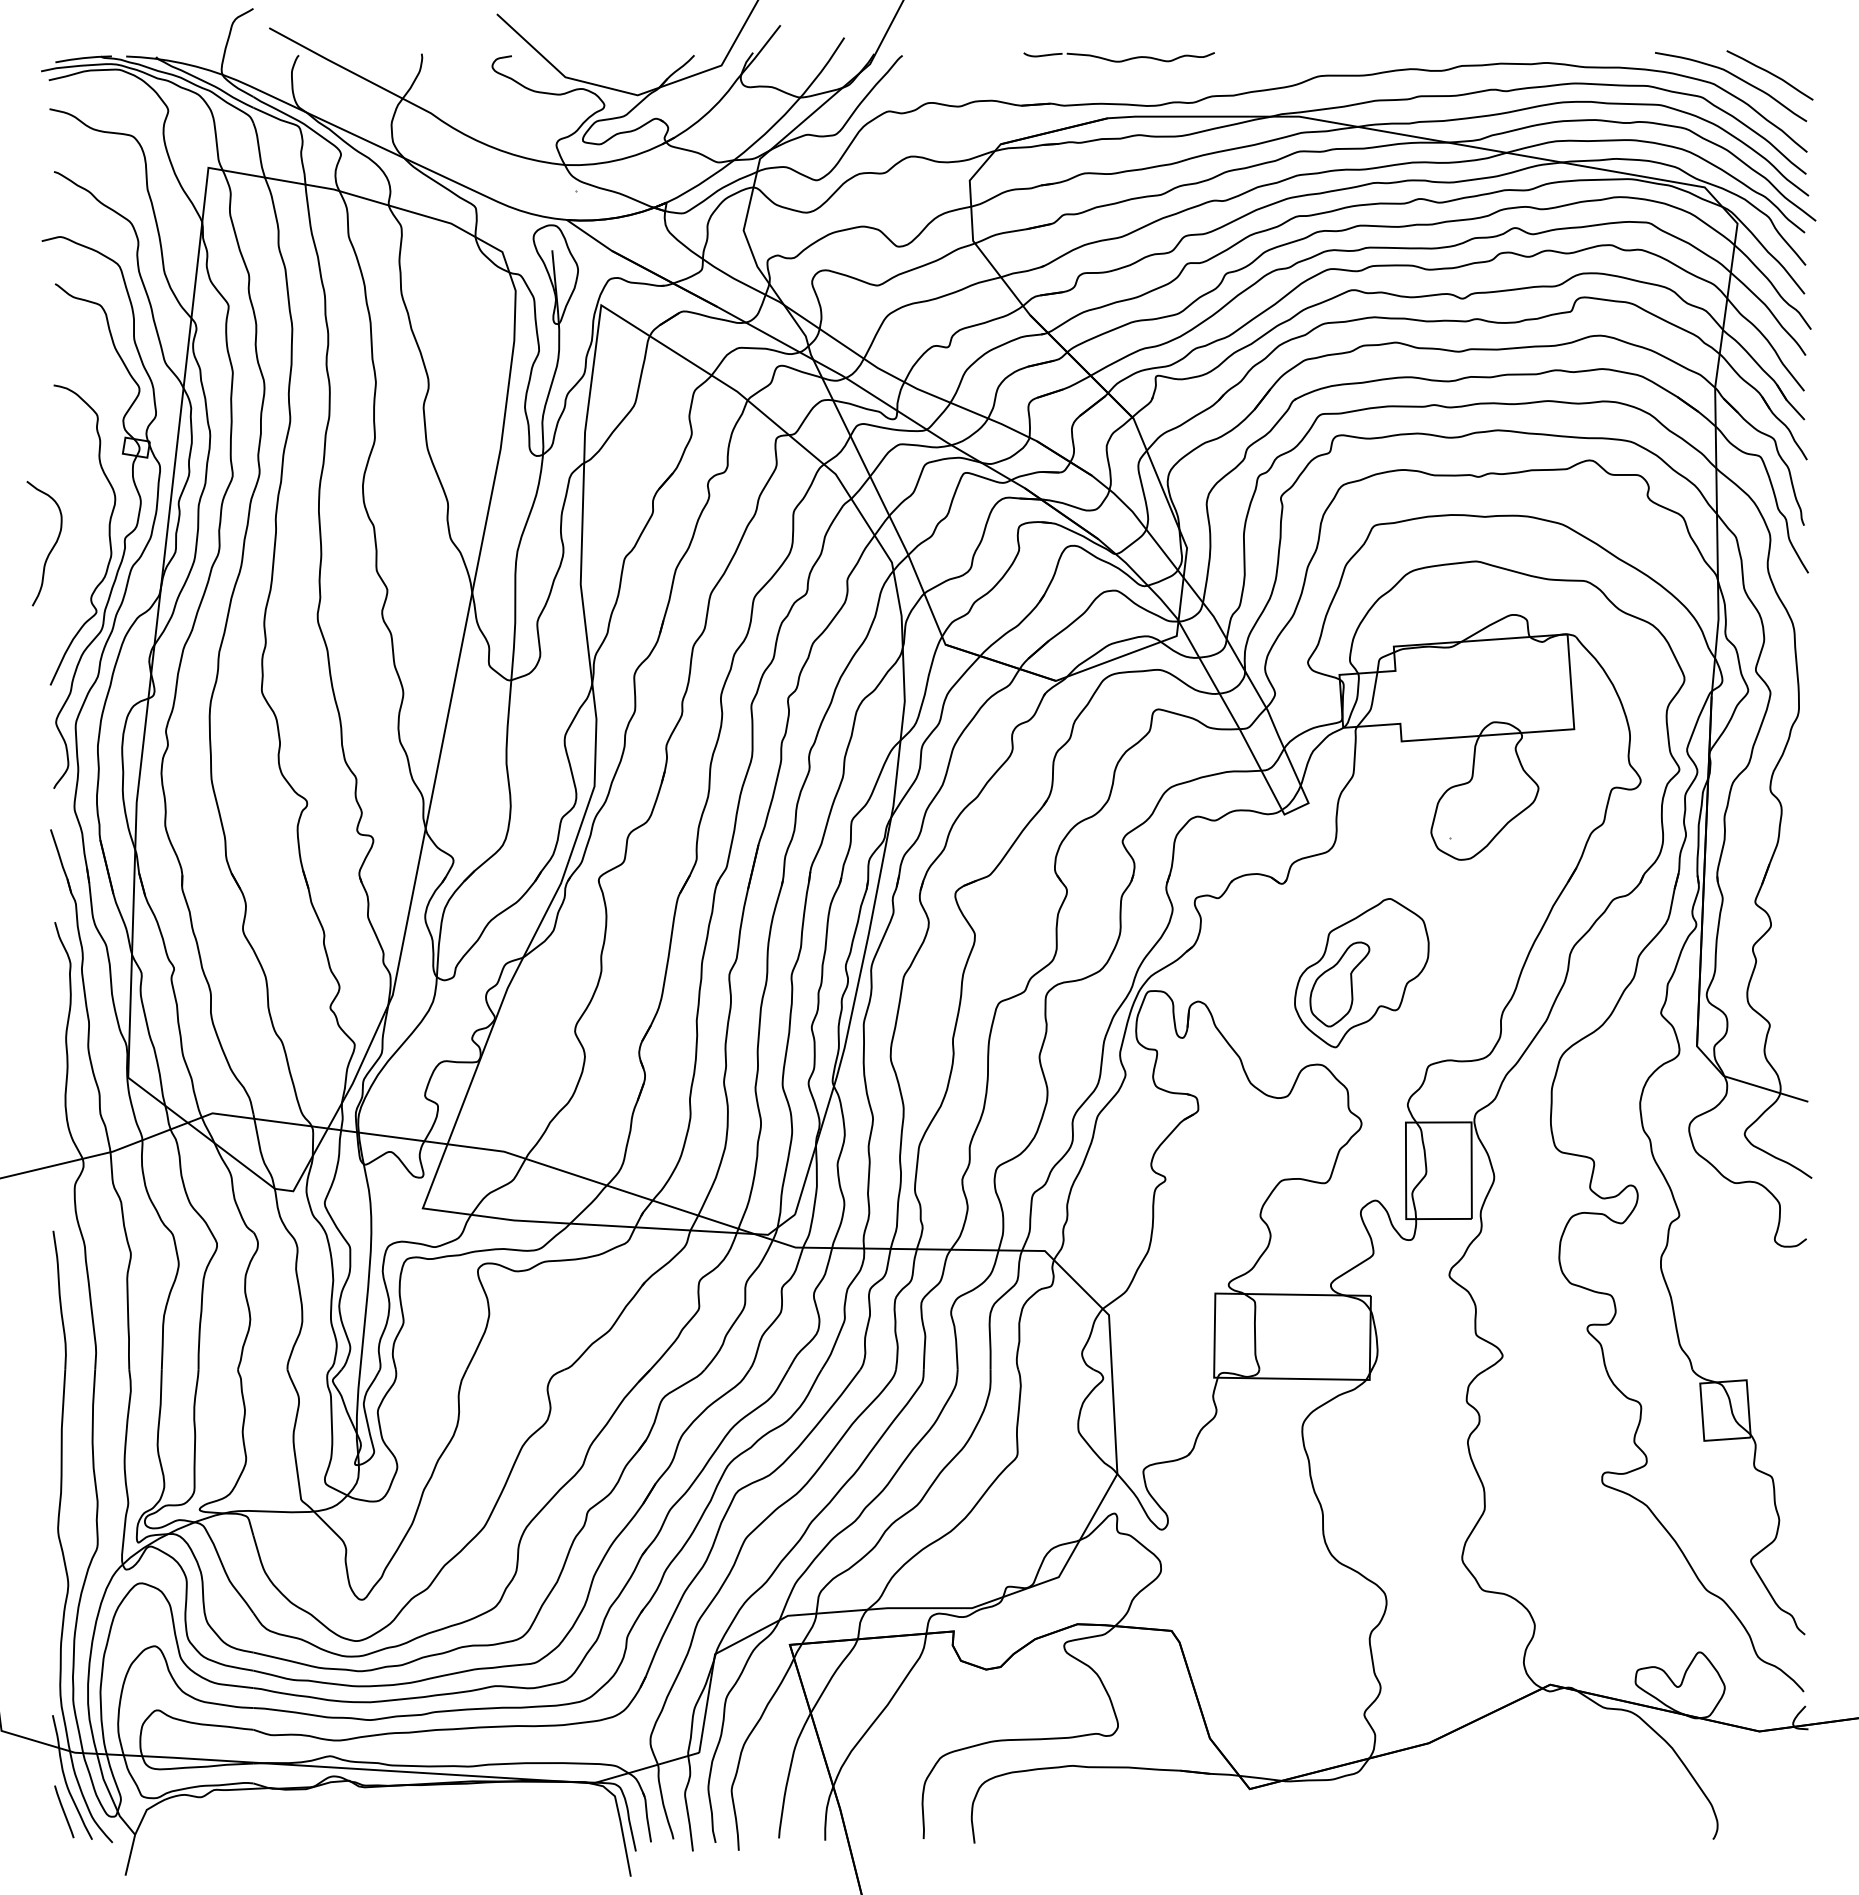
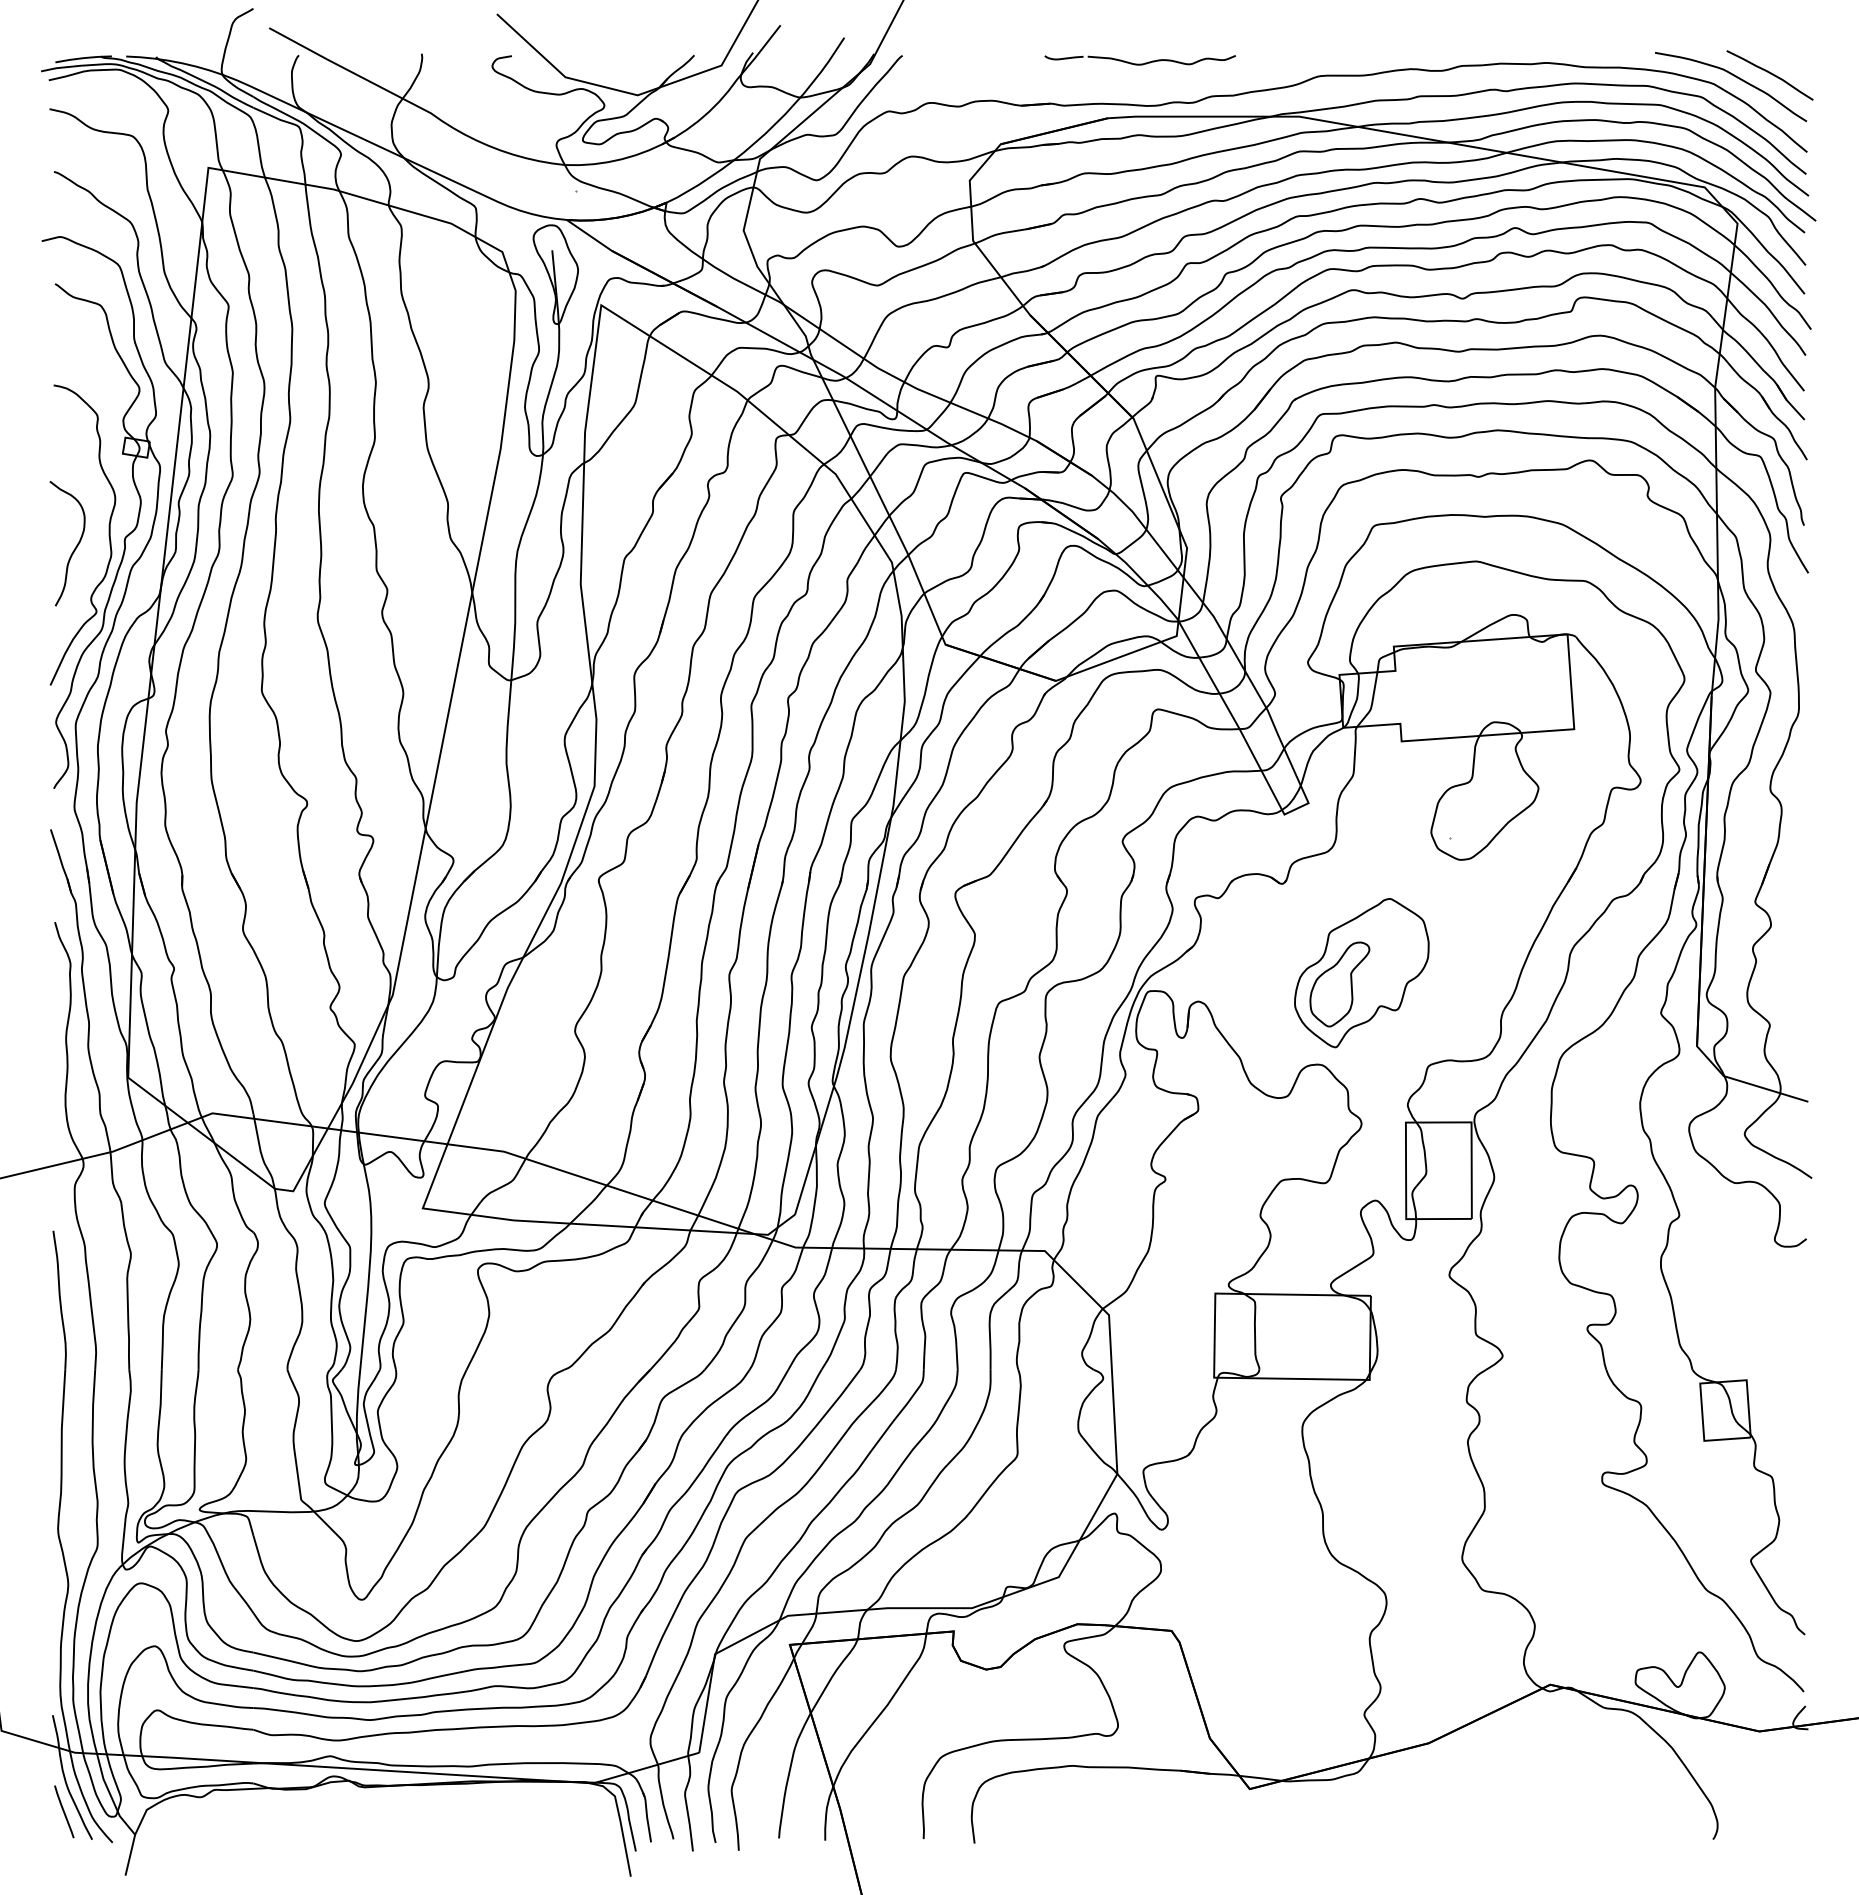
part position: (1118, 57) -> (1139, 60) (1139, 60)
curve position: (52, 546) -> (75, 546) (75, 546)
